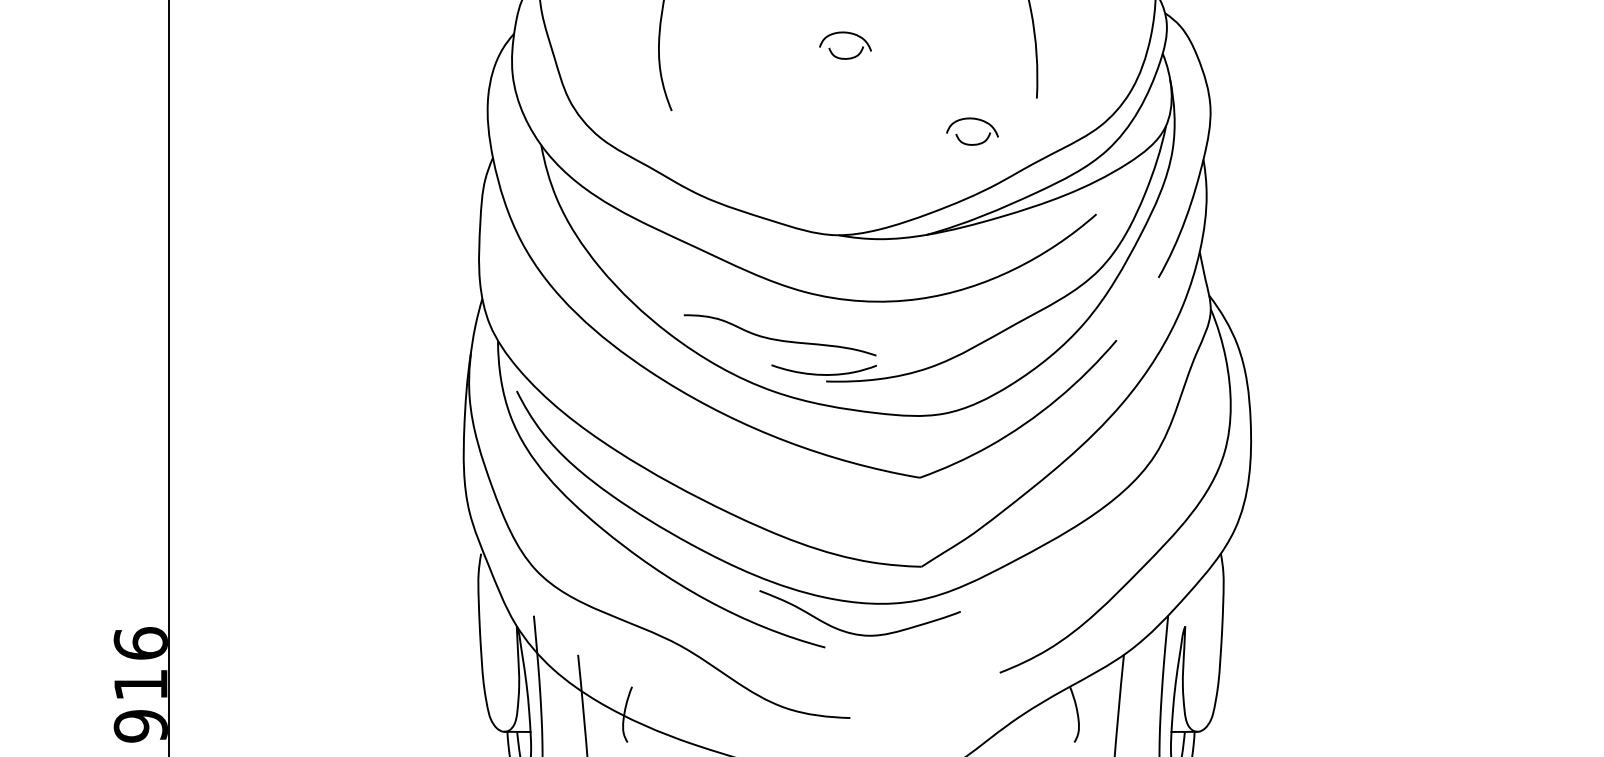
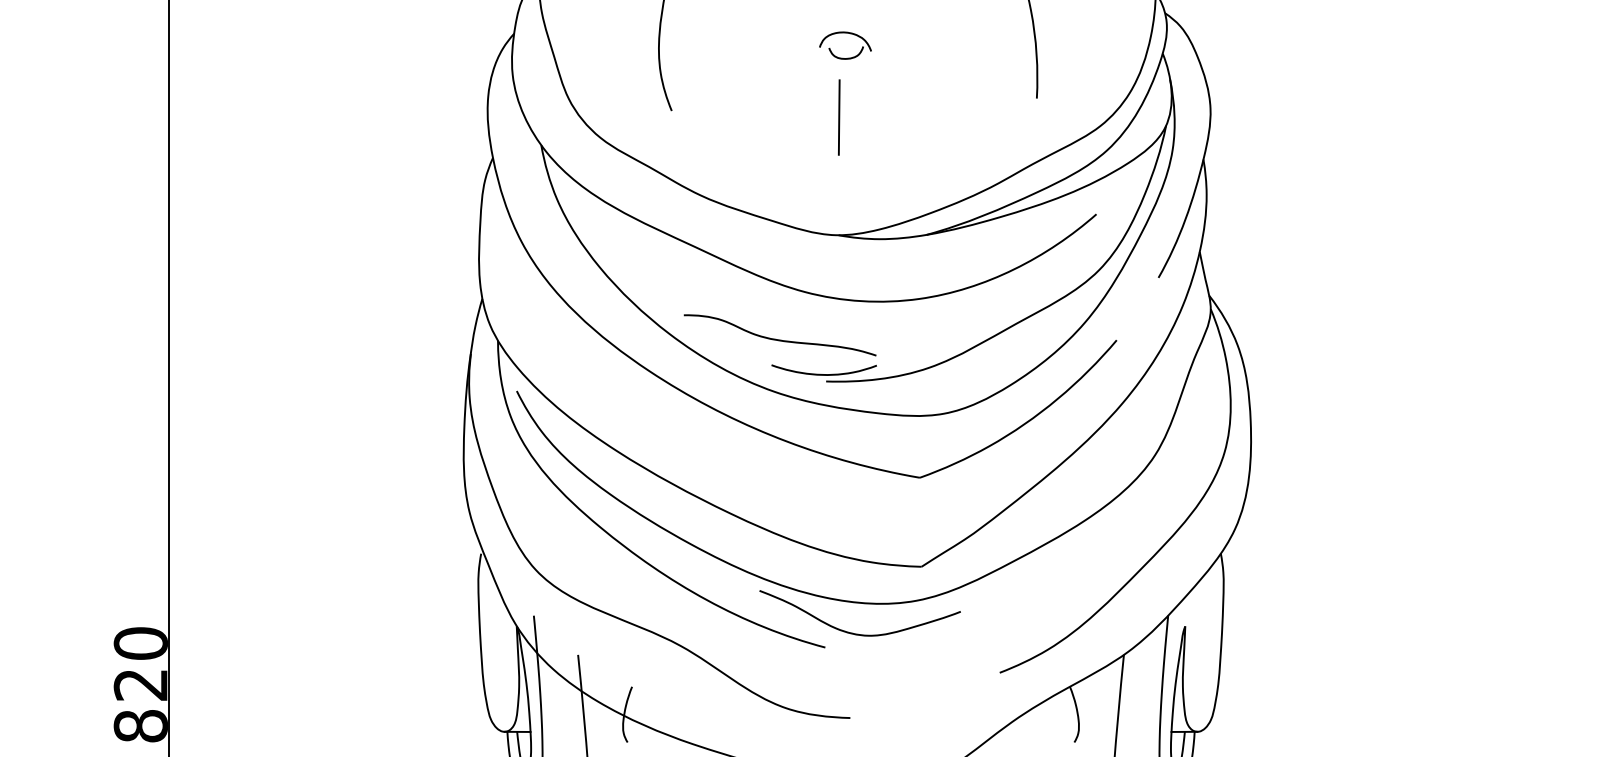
line: none -> present (838, 117)
part: present -> none (972, 119)
text: 916 -> 820 (140, 684)
